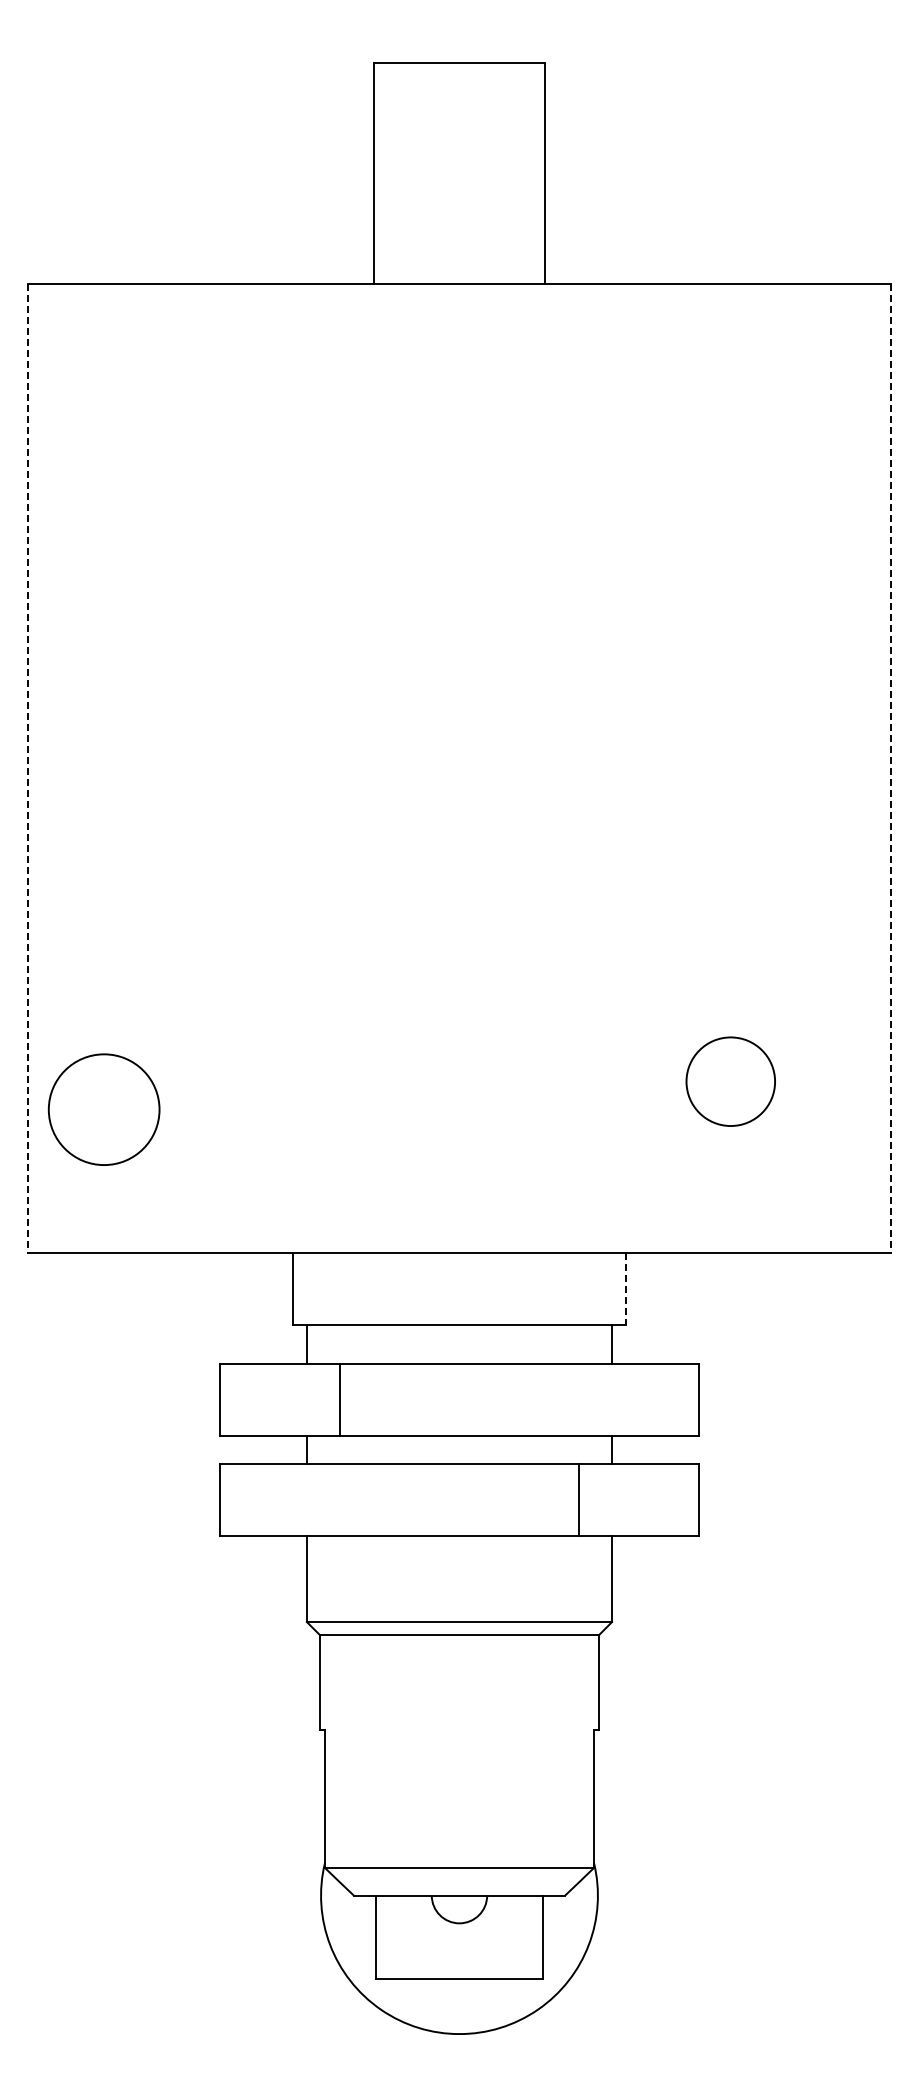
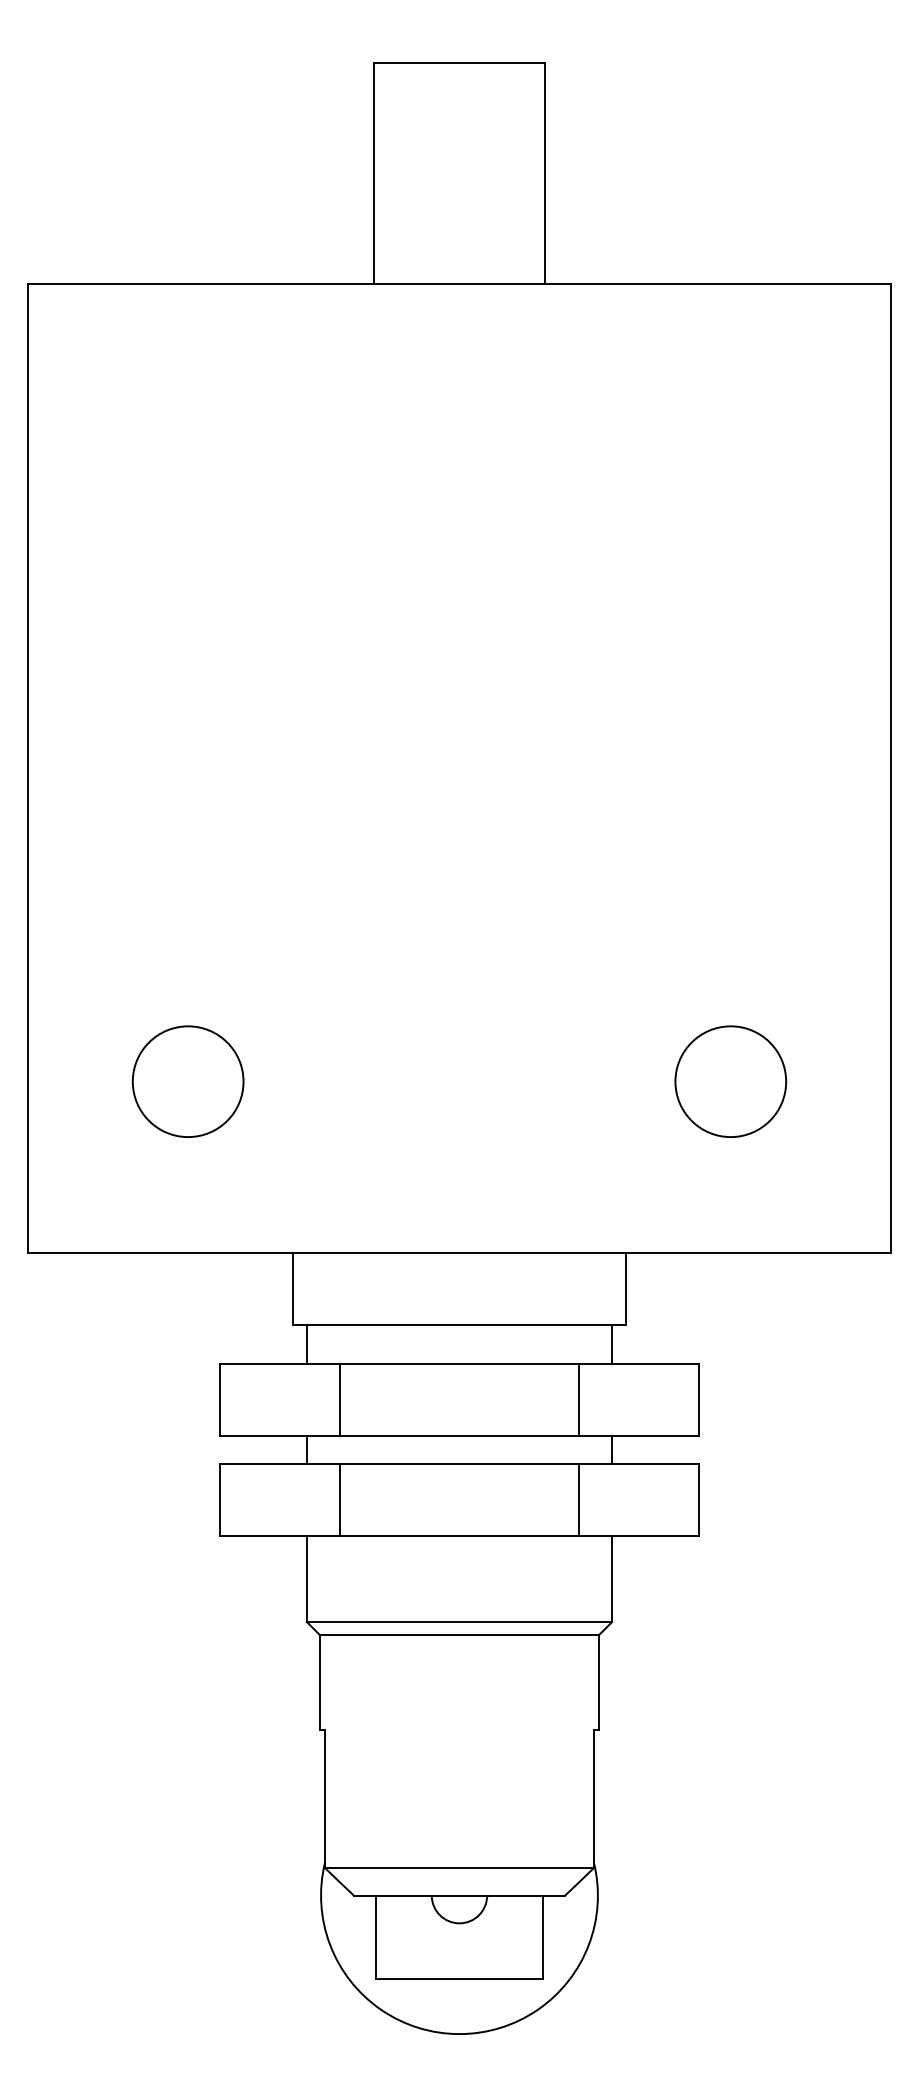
line: dashed -> solid (27, 769)
line: dashed -> solid (891, 769)
circle diameter: 89 px -> 111 px (730, 1081)
circle position: (103, 1109) -> (187, 1081) (187, 1081)
line: dashed -> solid (625, 1289)
line: none -> present (579, 1400)
line: none -> present (339, 1499)
